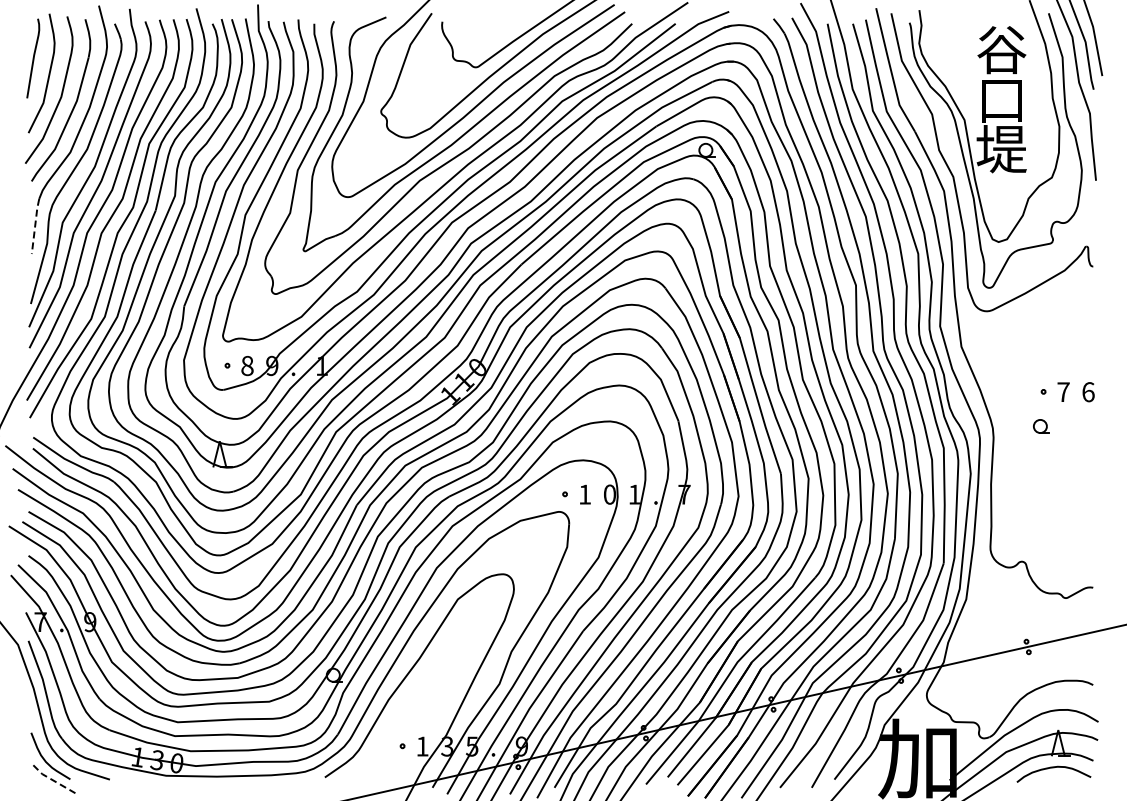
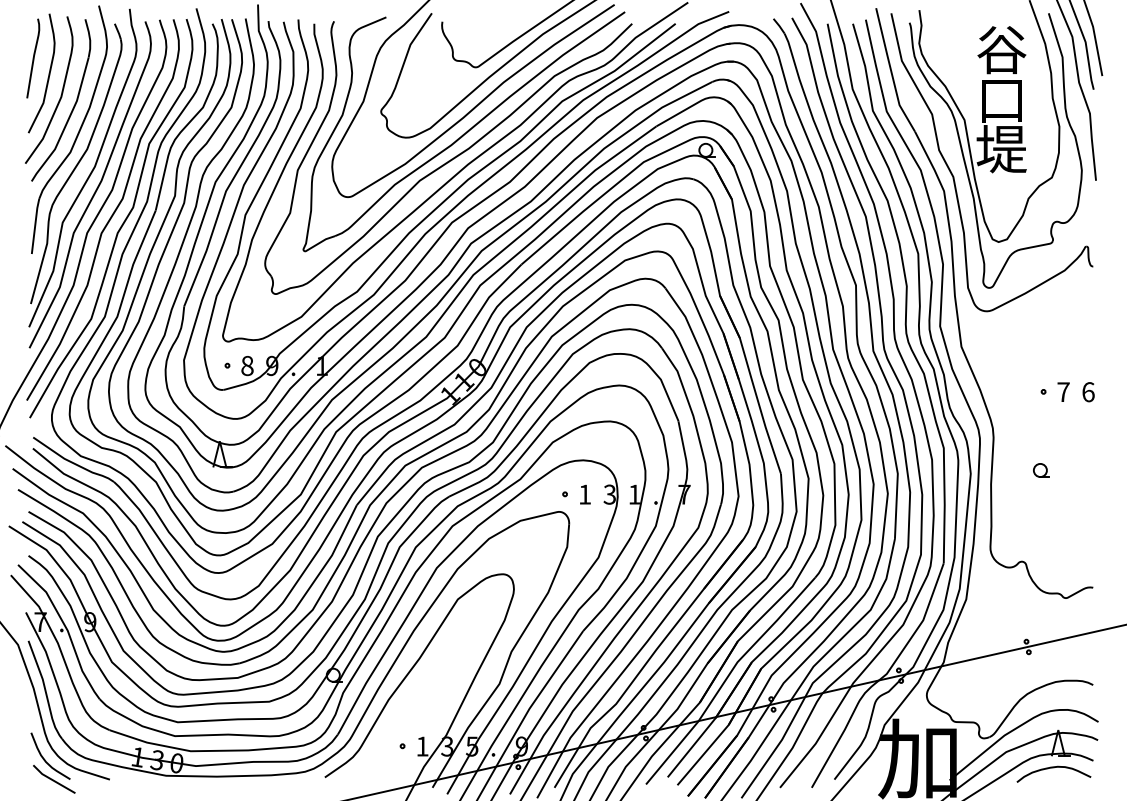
line: dashed -> solid (35, 225)
part position: (1041, 426) -> (1041, 470) (1041, 470)
text: 0 -> 3 (609, 494)
line: dashed -> solid (53, 780)
